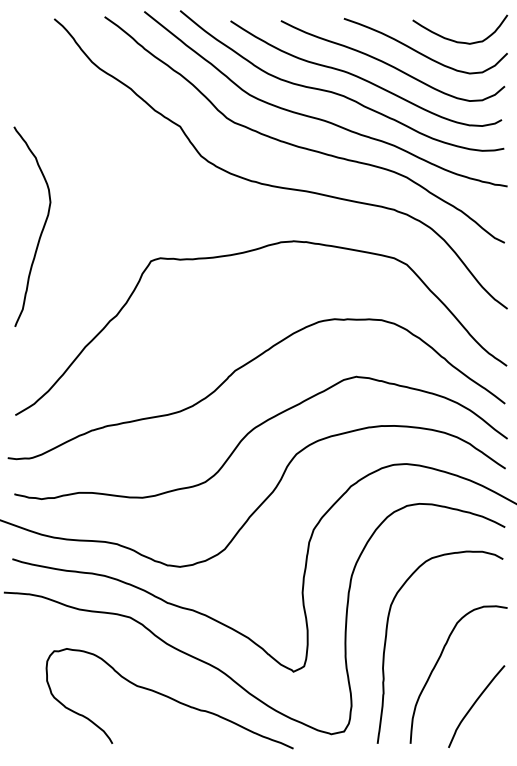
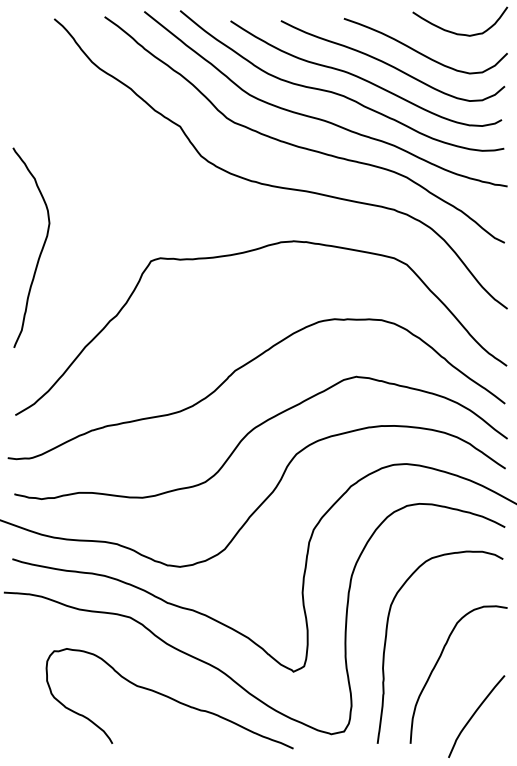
curve position: (460, 41) -> (460, 33) (460, 33)
curve position: (41, 230) -> (40, 251) (40, 251)
curve position: (474, 705) -> (474, 715) (474, 715)
